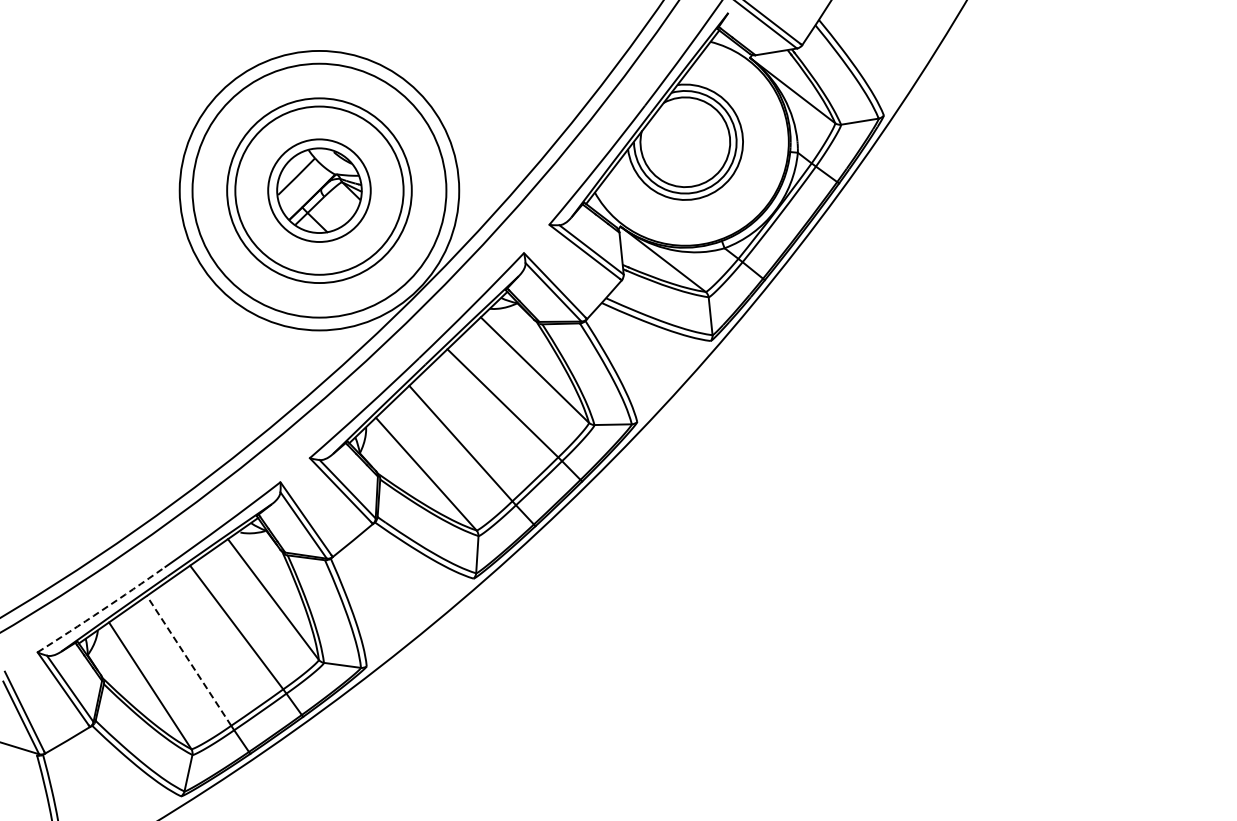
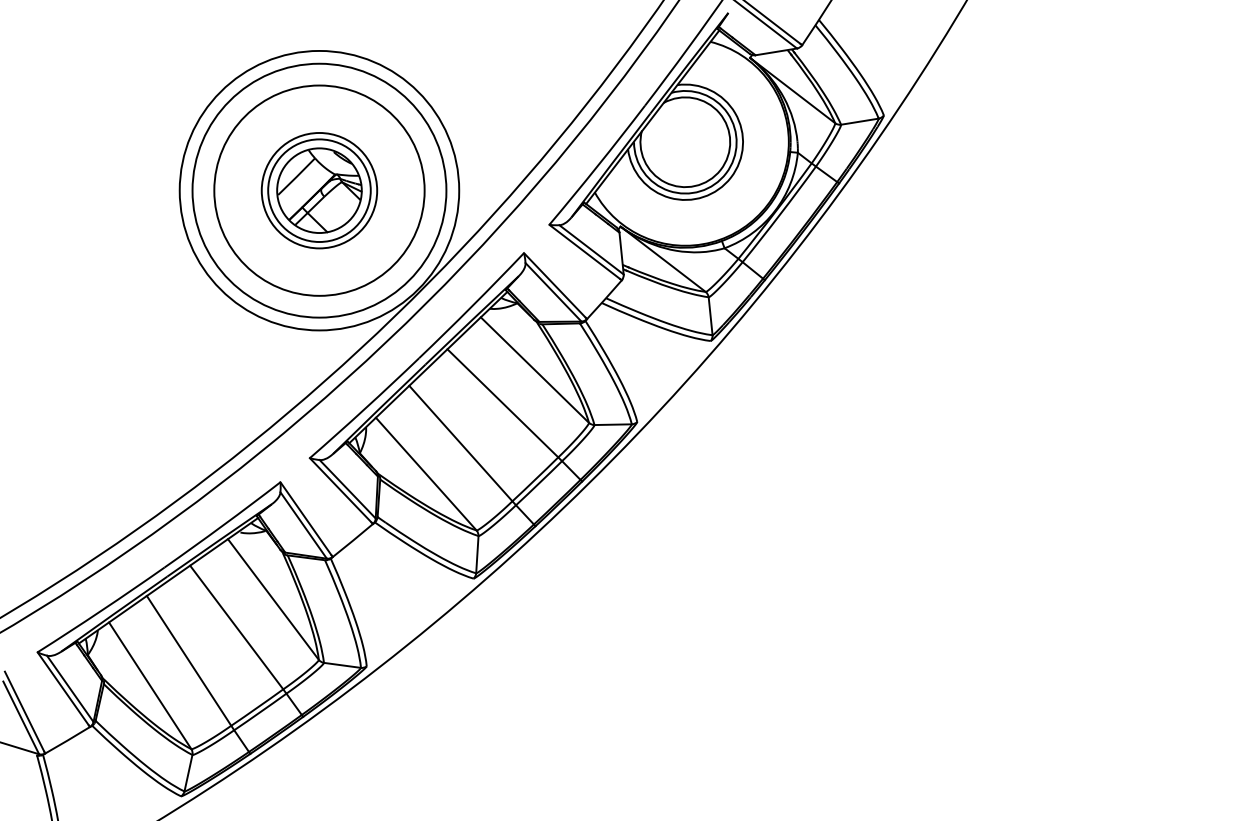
circle diameter: 168 px -> 210 px (319, 190)
circle diameter: 185 px -> 115 px (319, 190)
arc: dashed -> solid (101, 610)
line: dashed -> solid (188, 660)
